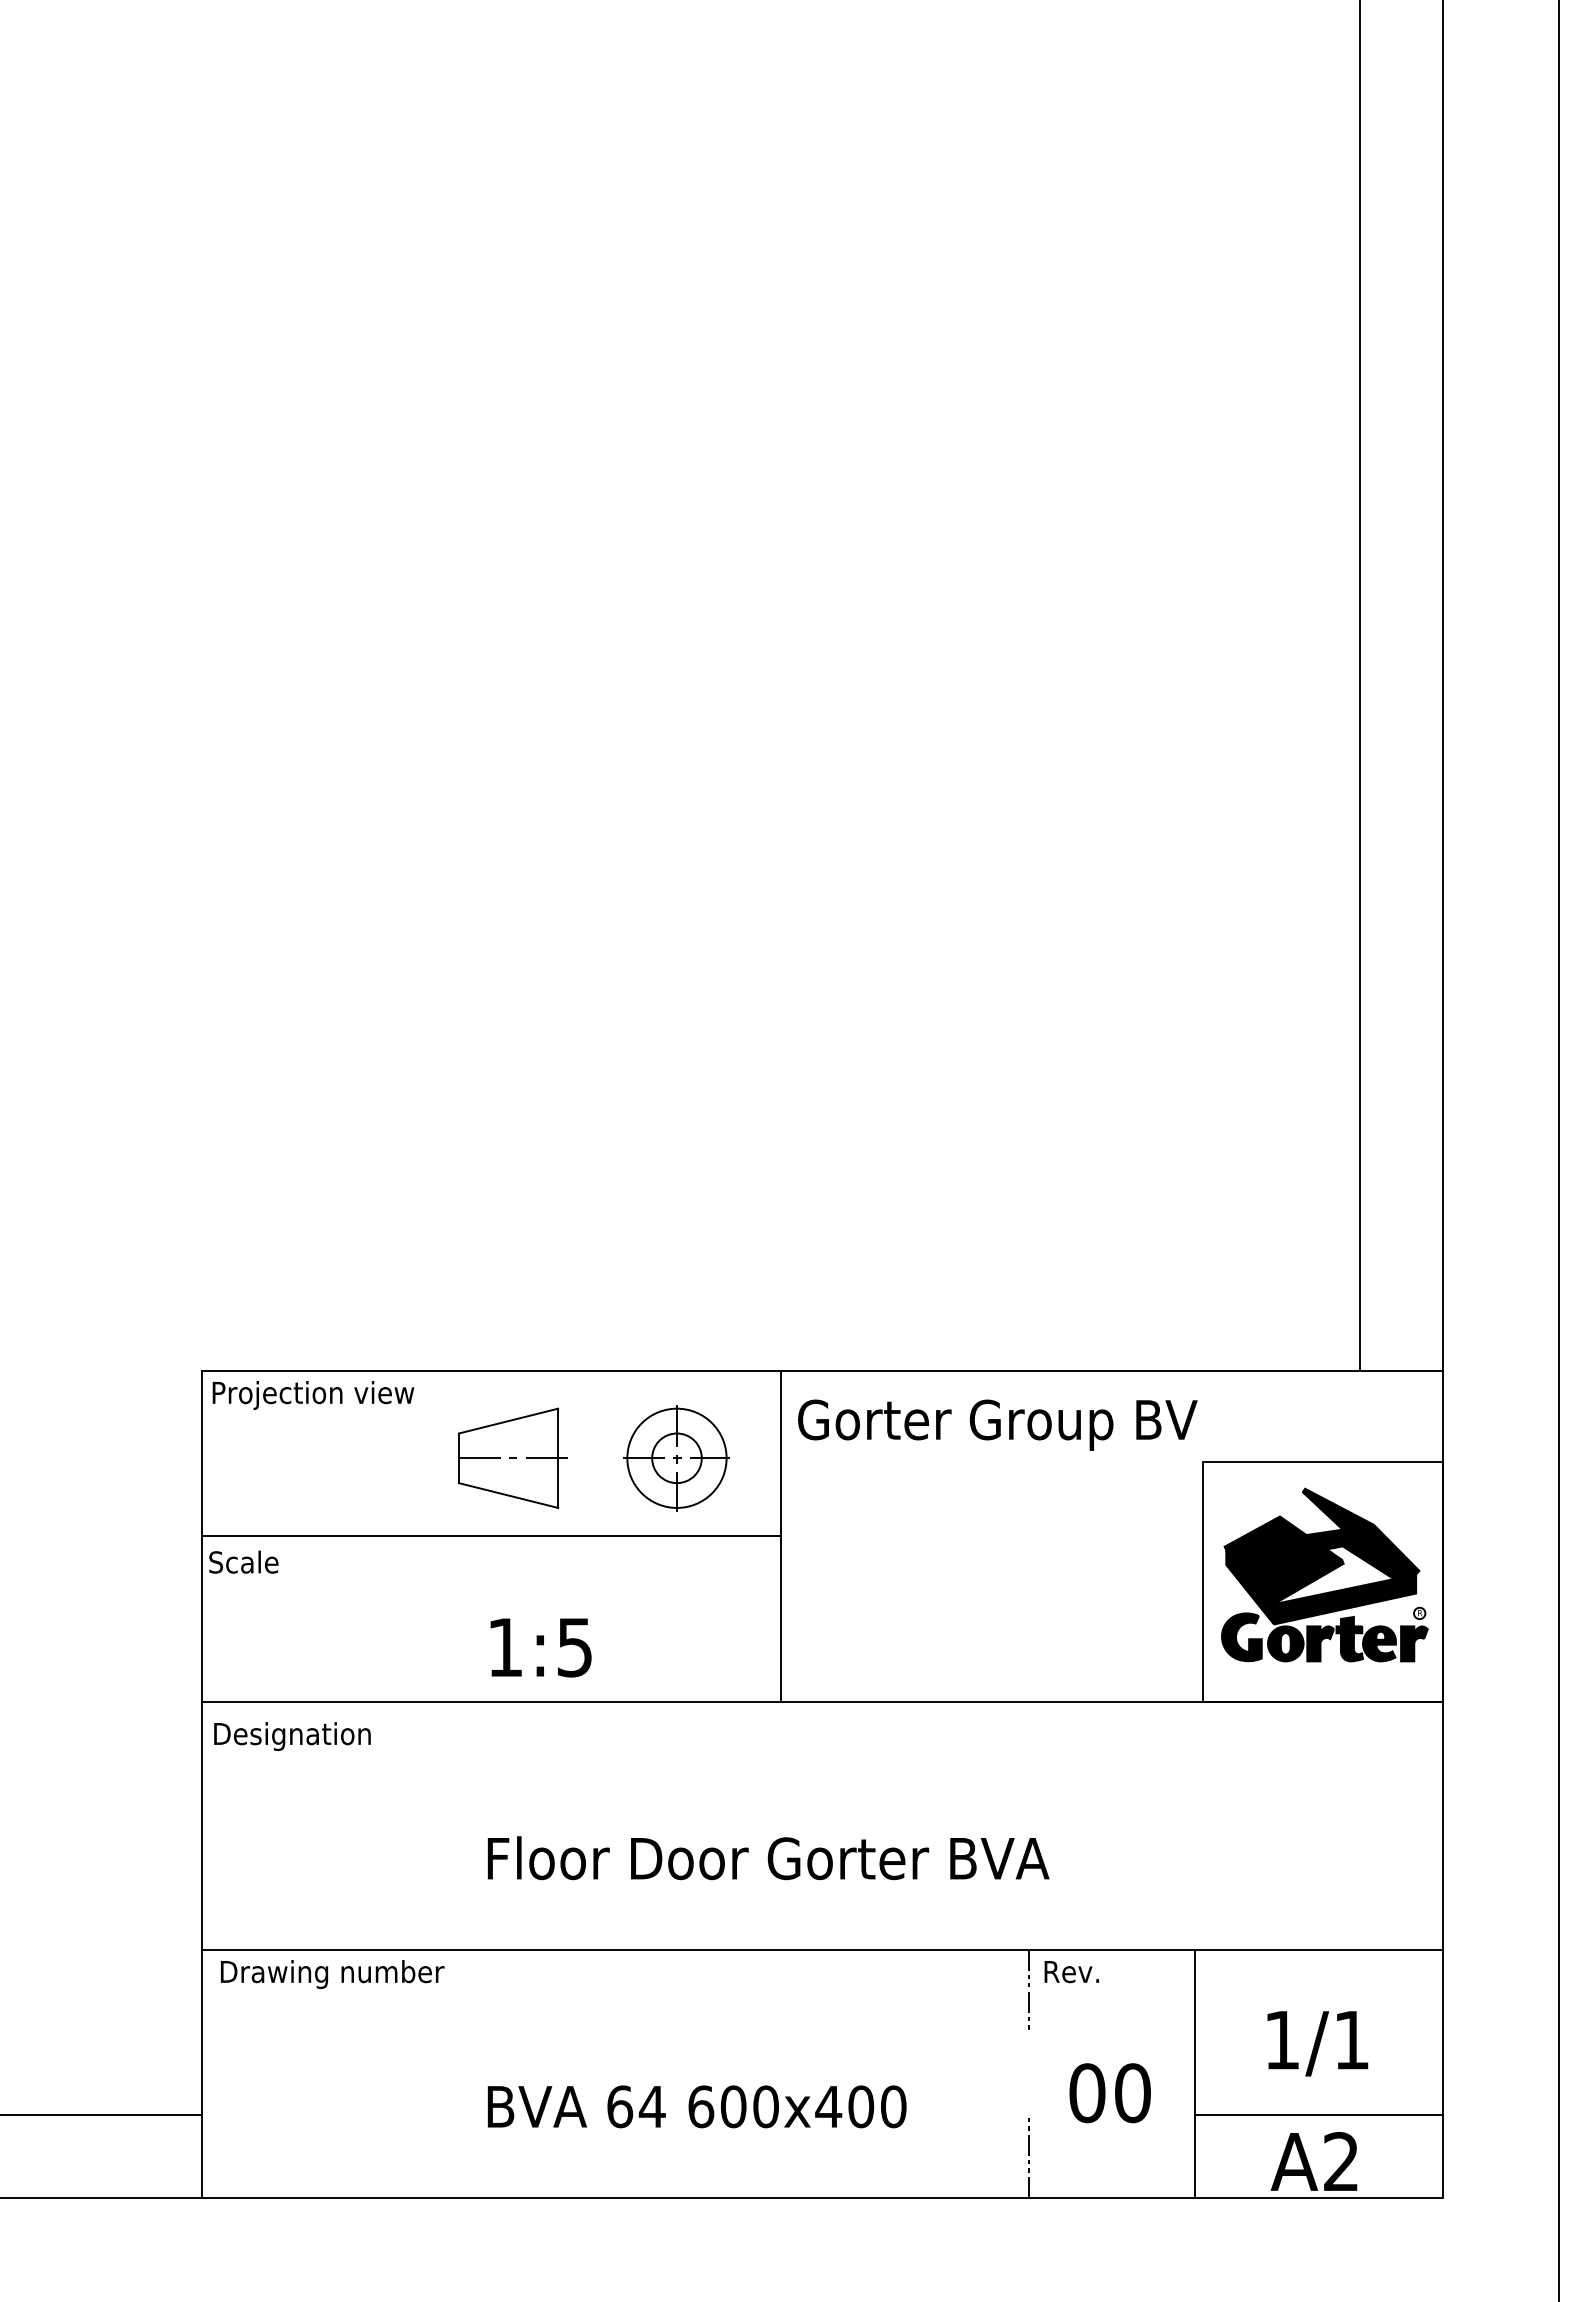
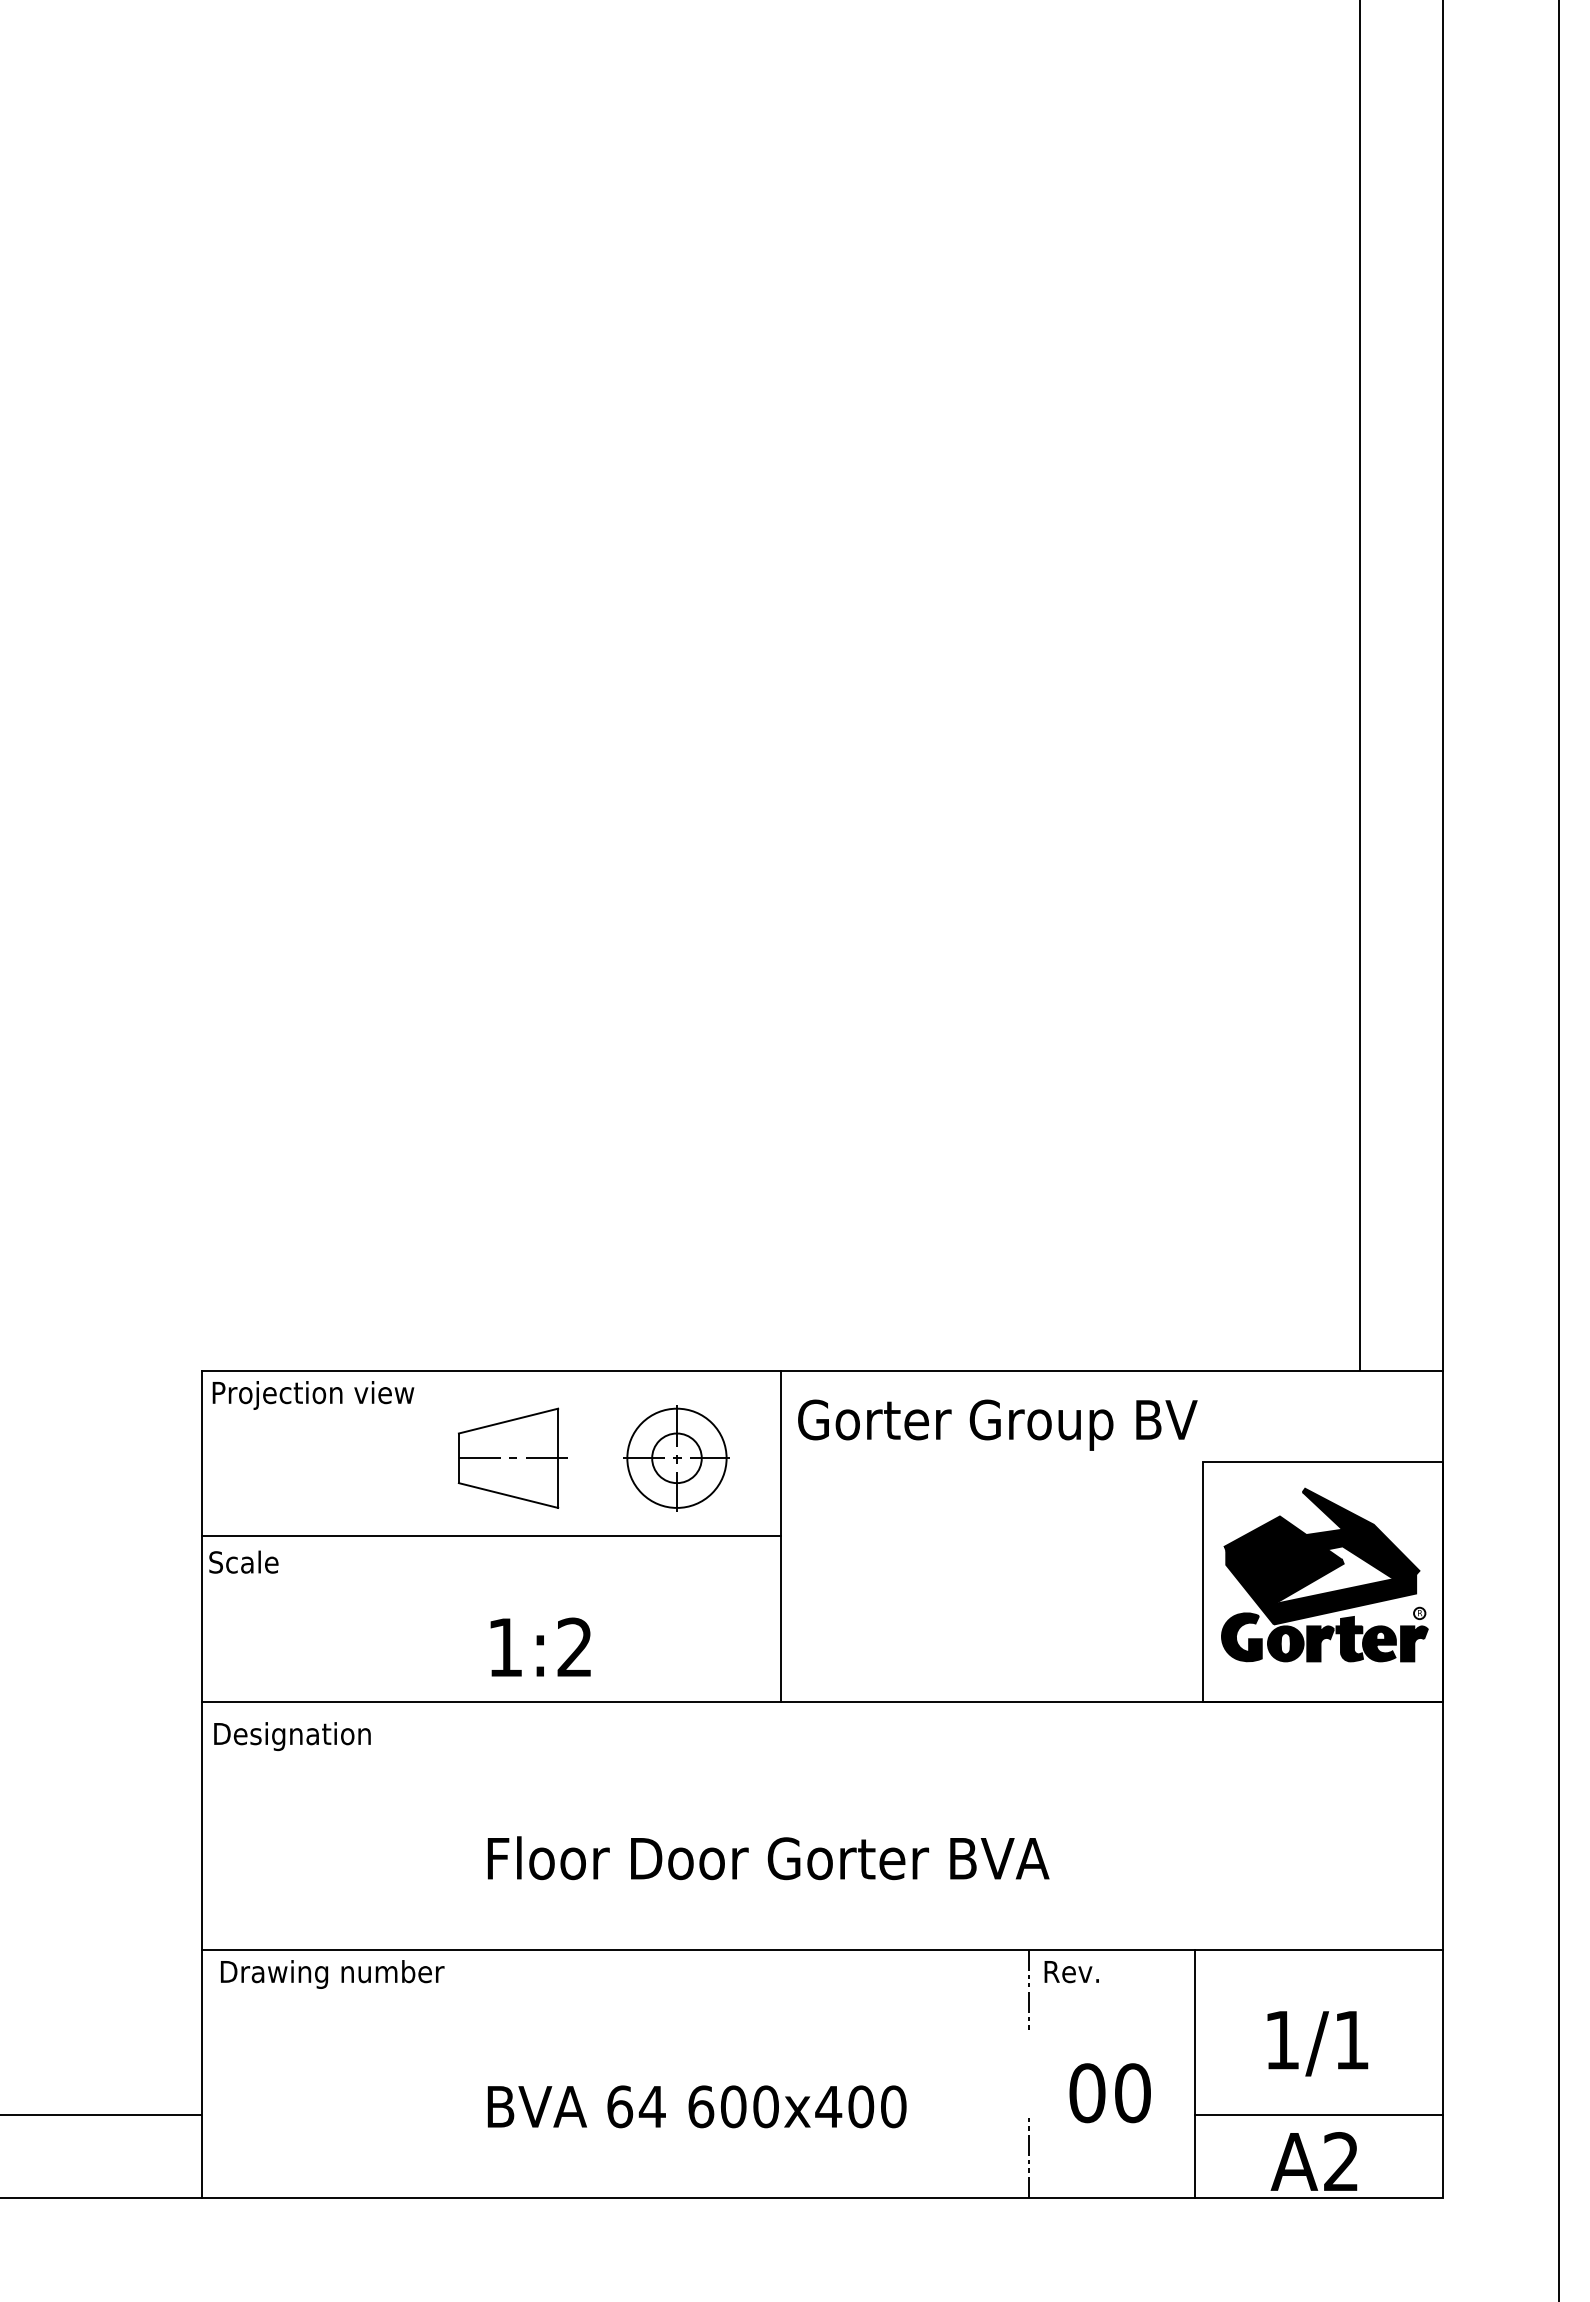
text: 1:5 -> 1:2 (574, 1647)
